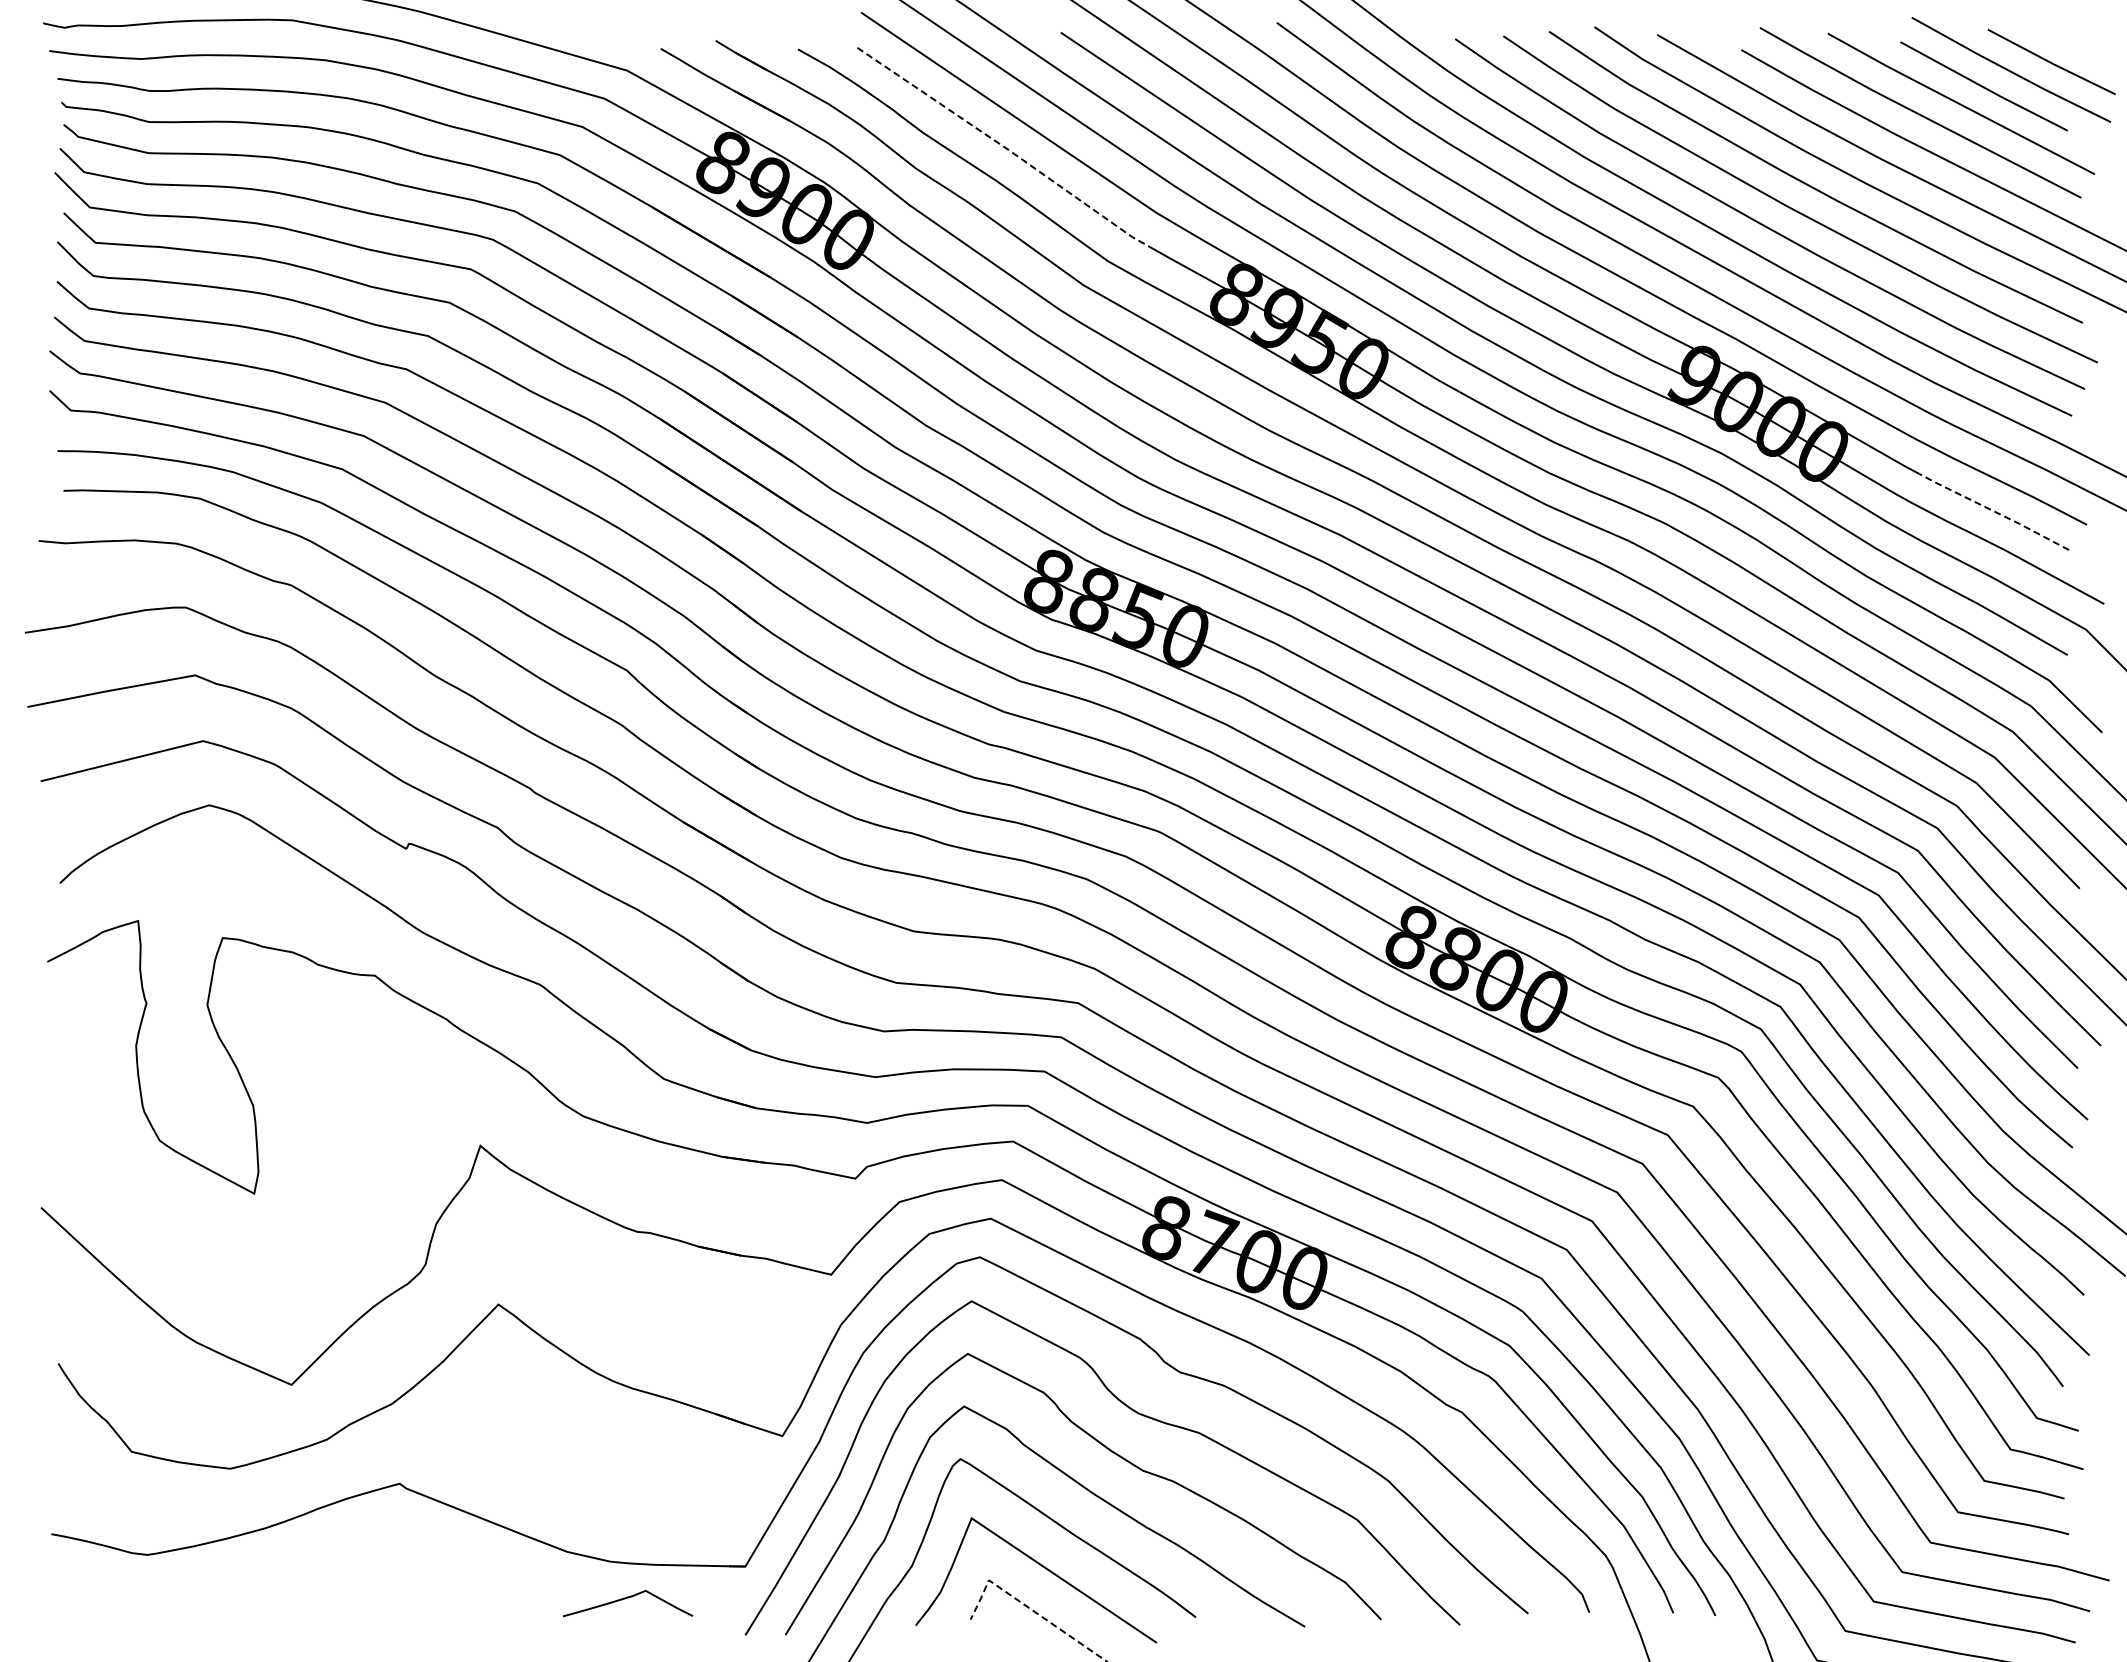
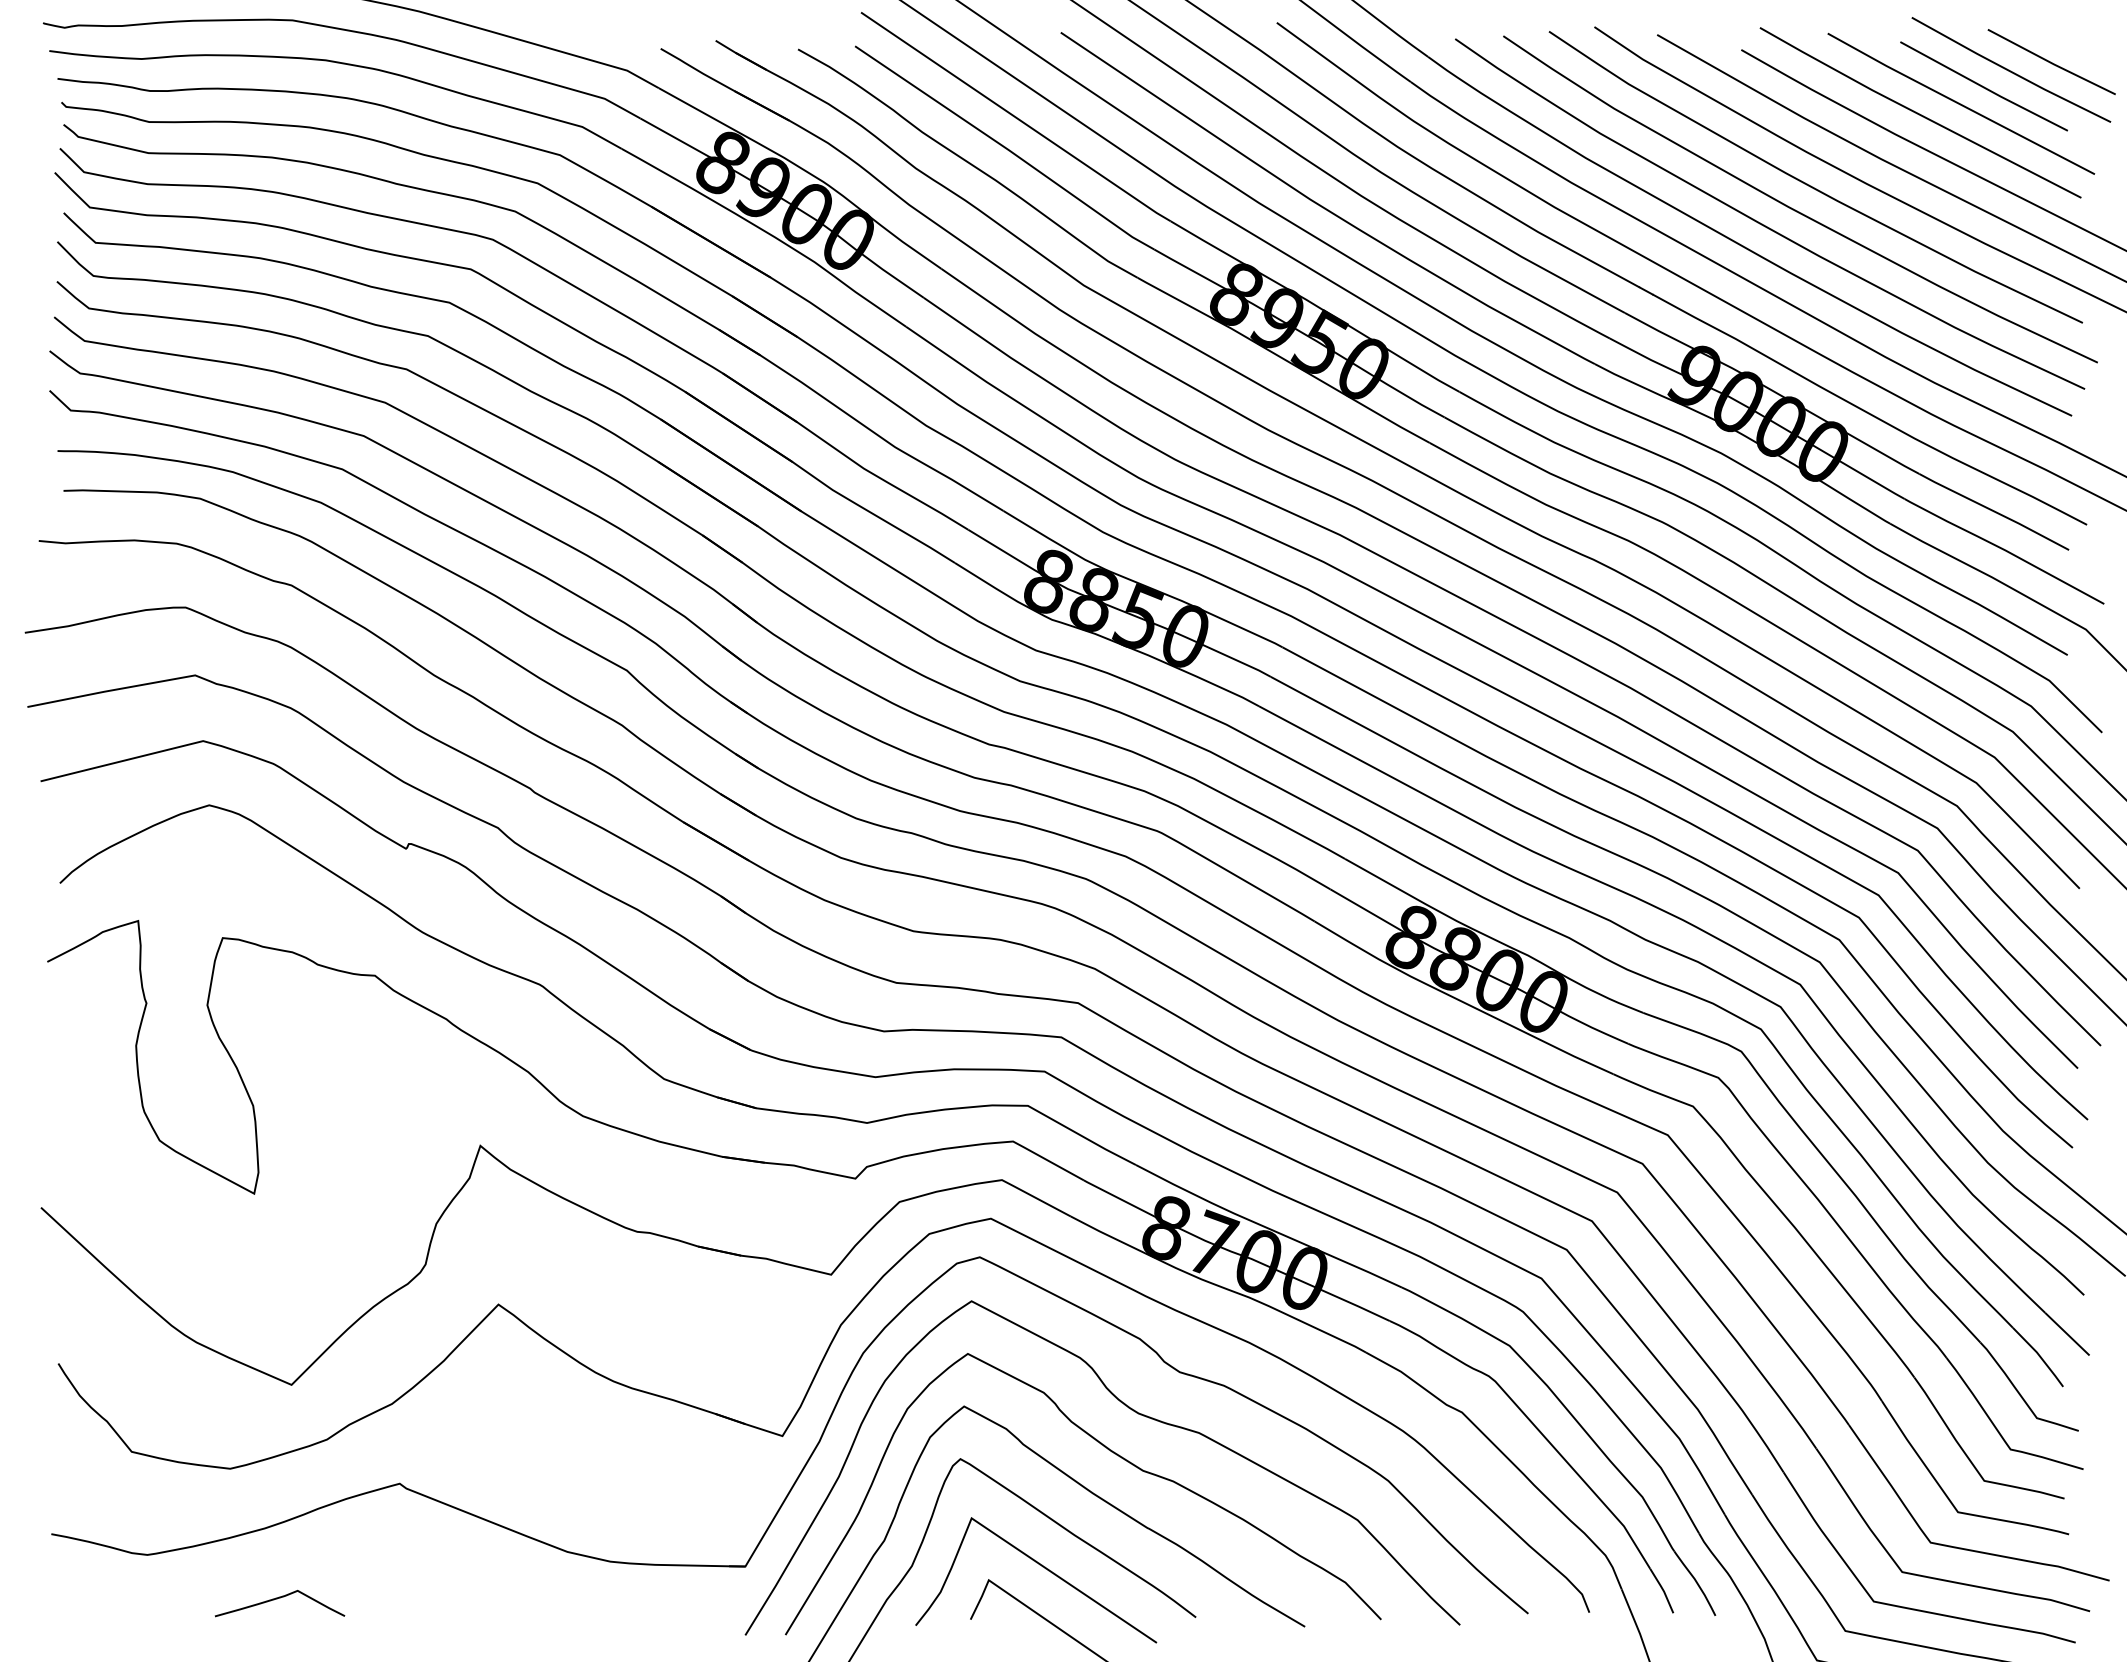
line: dashed -> solid (1005, 147)
line: dashed -> solid (1994, 511)
curve position: (625, 1599) -> (277, 1599) (277, 1599)
line: dashed -> solid (1028, 1607)
